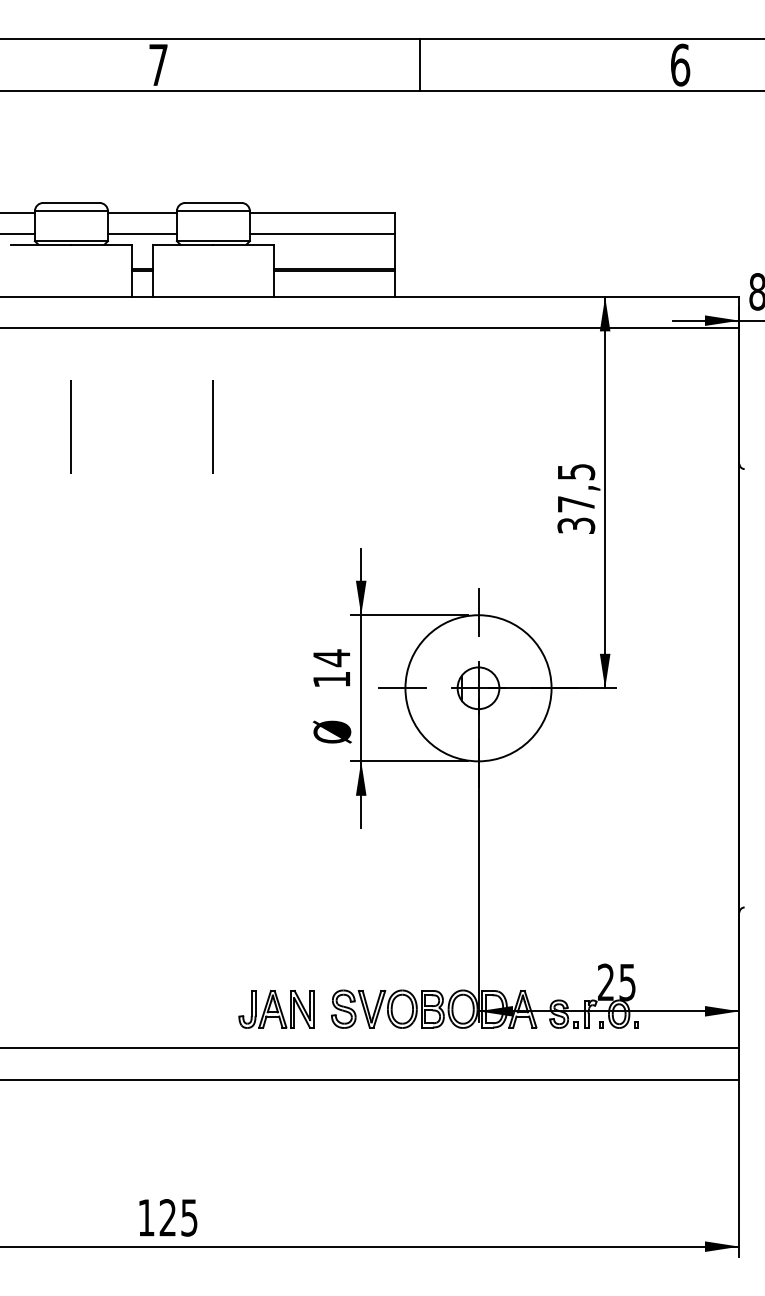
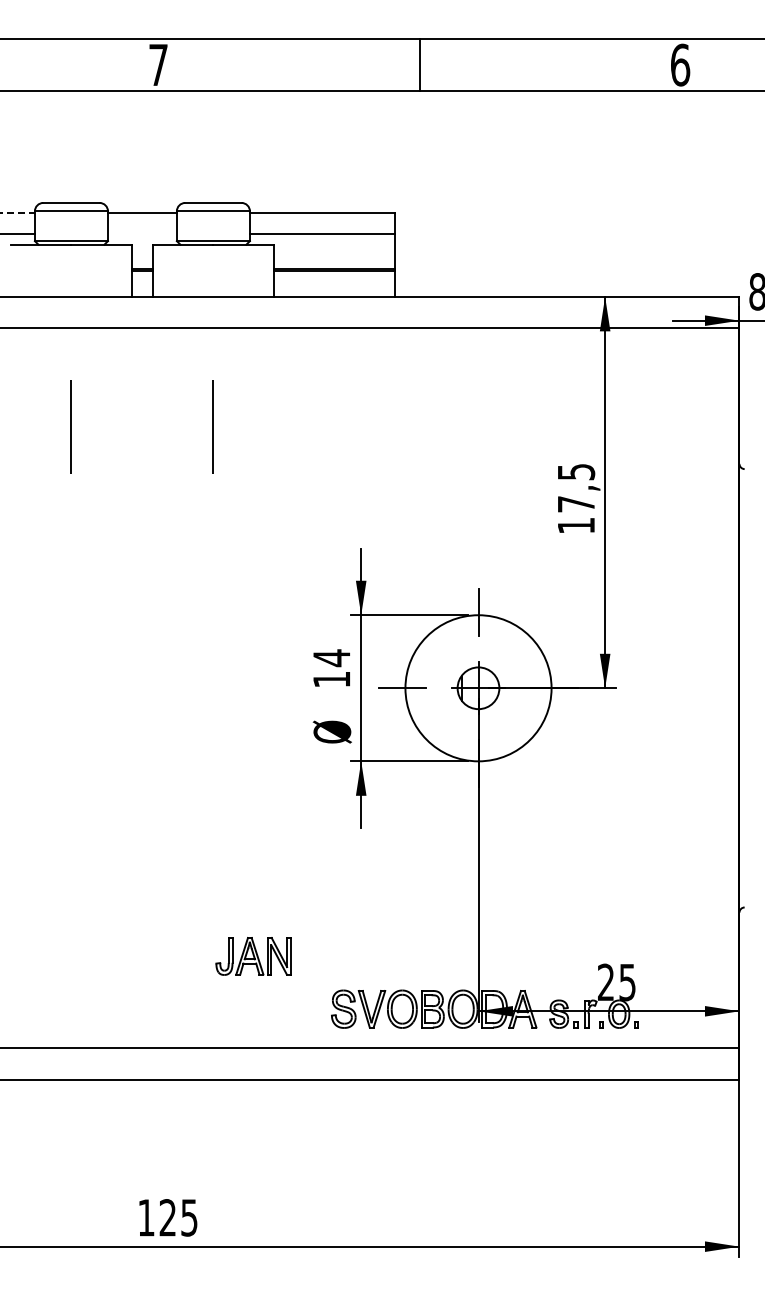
line: solid -> dashed (17, 213)
line: present -> none (142, 234)
text: 37,5 -> 17,5 (576, 525)
part position: (276, 1009) -> (253, 956) (253, 956)
